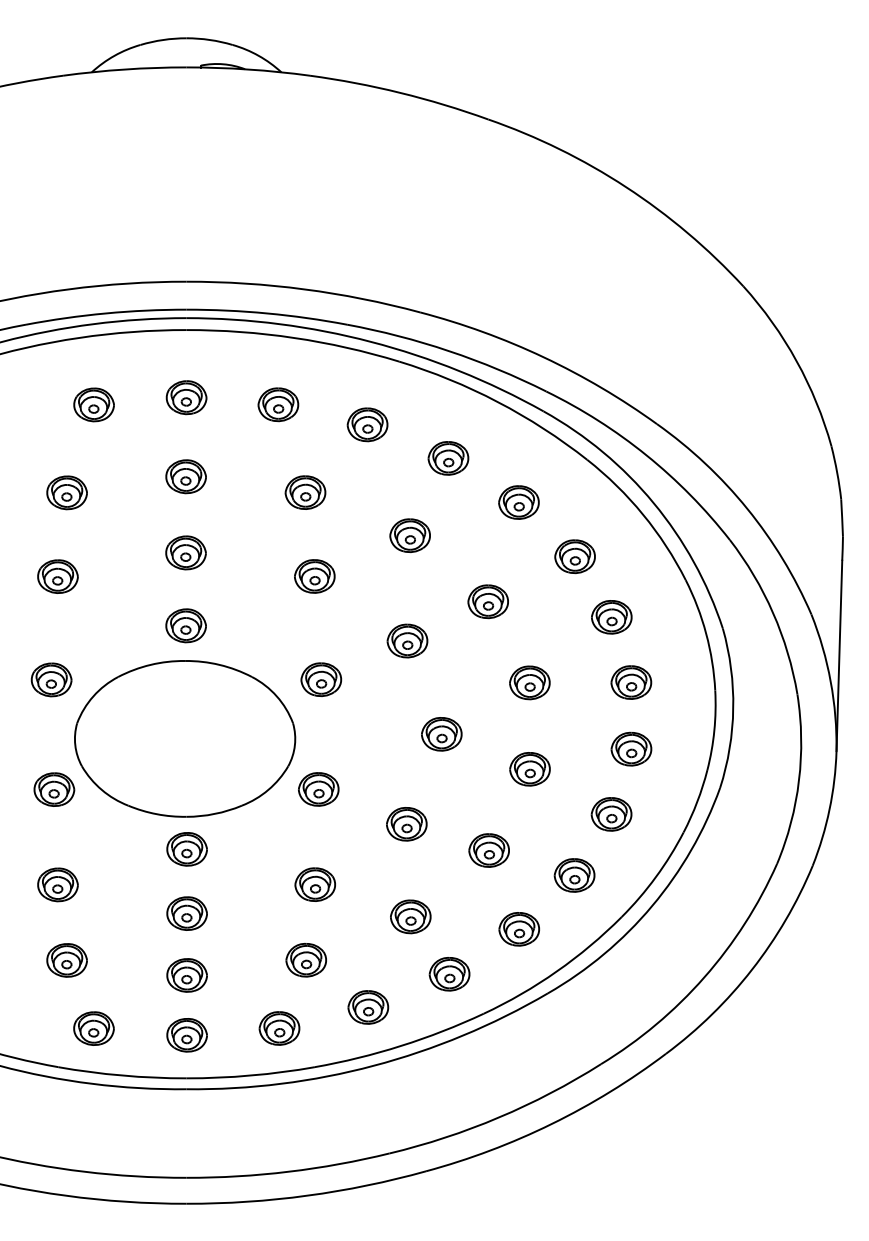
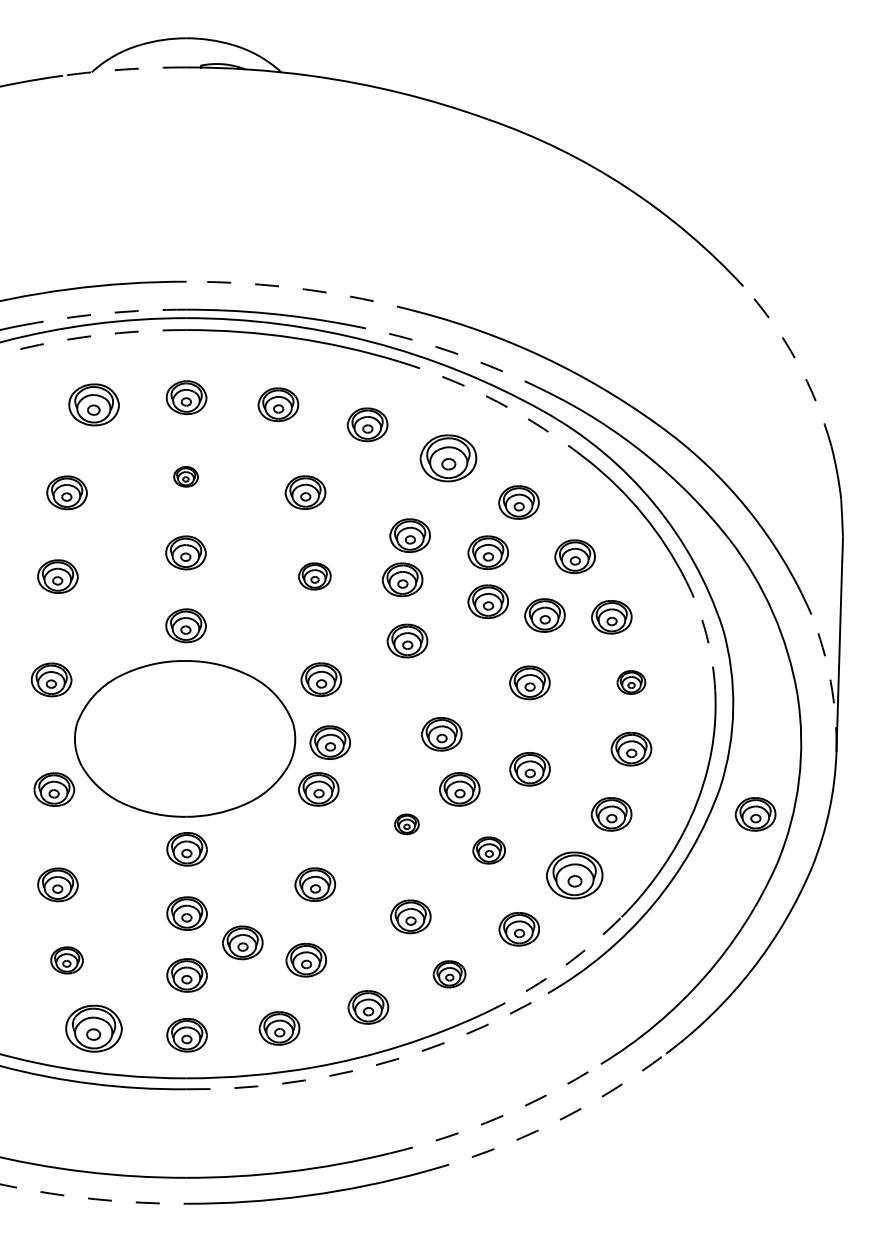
arc: solid -> dashed (124, 69)
arc: solid -> dashed (304, 289)
arc: solid -> dashed (105, 313)
arc: solid -> dashed (92, 336)
arc: solid -> dashed (449, 351)
arc: solid -> dashed (796, 361)
arc: solid -> dashed (497, 402)
part size: 42x36 px -> 52x44 px (93, 404)
part size: 43x35 px -> 59x49 px (448, 458)
part size: 42x36 px -> 26x22 px (185, 476)
part: none -> present (487, 552)
part size: 42x35 px -> 34x29 px (314, 576)
part: none -> present (402, 579)
part: none -> present (544, 615)
arc: solid -> dashed (706, 633)
arc: solid -> dashed (830, 681)
part size: 43x35 px -> 31x25 px (631, 682)
part: none -> present (329, 742)
part: none -> present (459, 789)
part: none -> present (755, 814)
part size: 42x35 px -> 26x23 px (406, 824)
part size: 42x35 px -> 34x29 px (488, 850)
part size: 43x35 px -> 59x49 px (574, 875)
part: none -> present (242, 942)
part size: 42x35 px -> 34x29 px (66, 960)
arc: solid -> dashed (556, 971)
part size: 43x35 px -> 35x29 px (449, 974)
part size: 42x35 px -> 58x49 px (93, 1028)
arc: solid -> dashed (373, 1065)
arc: solid -> dashed (499, 1117)
arc: solid -> dashed (551, 1124)
arc: solid -> dashed (92, 1198)
